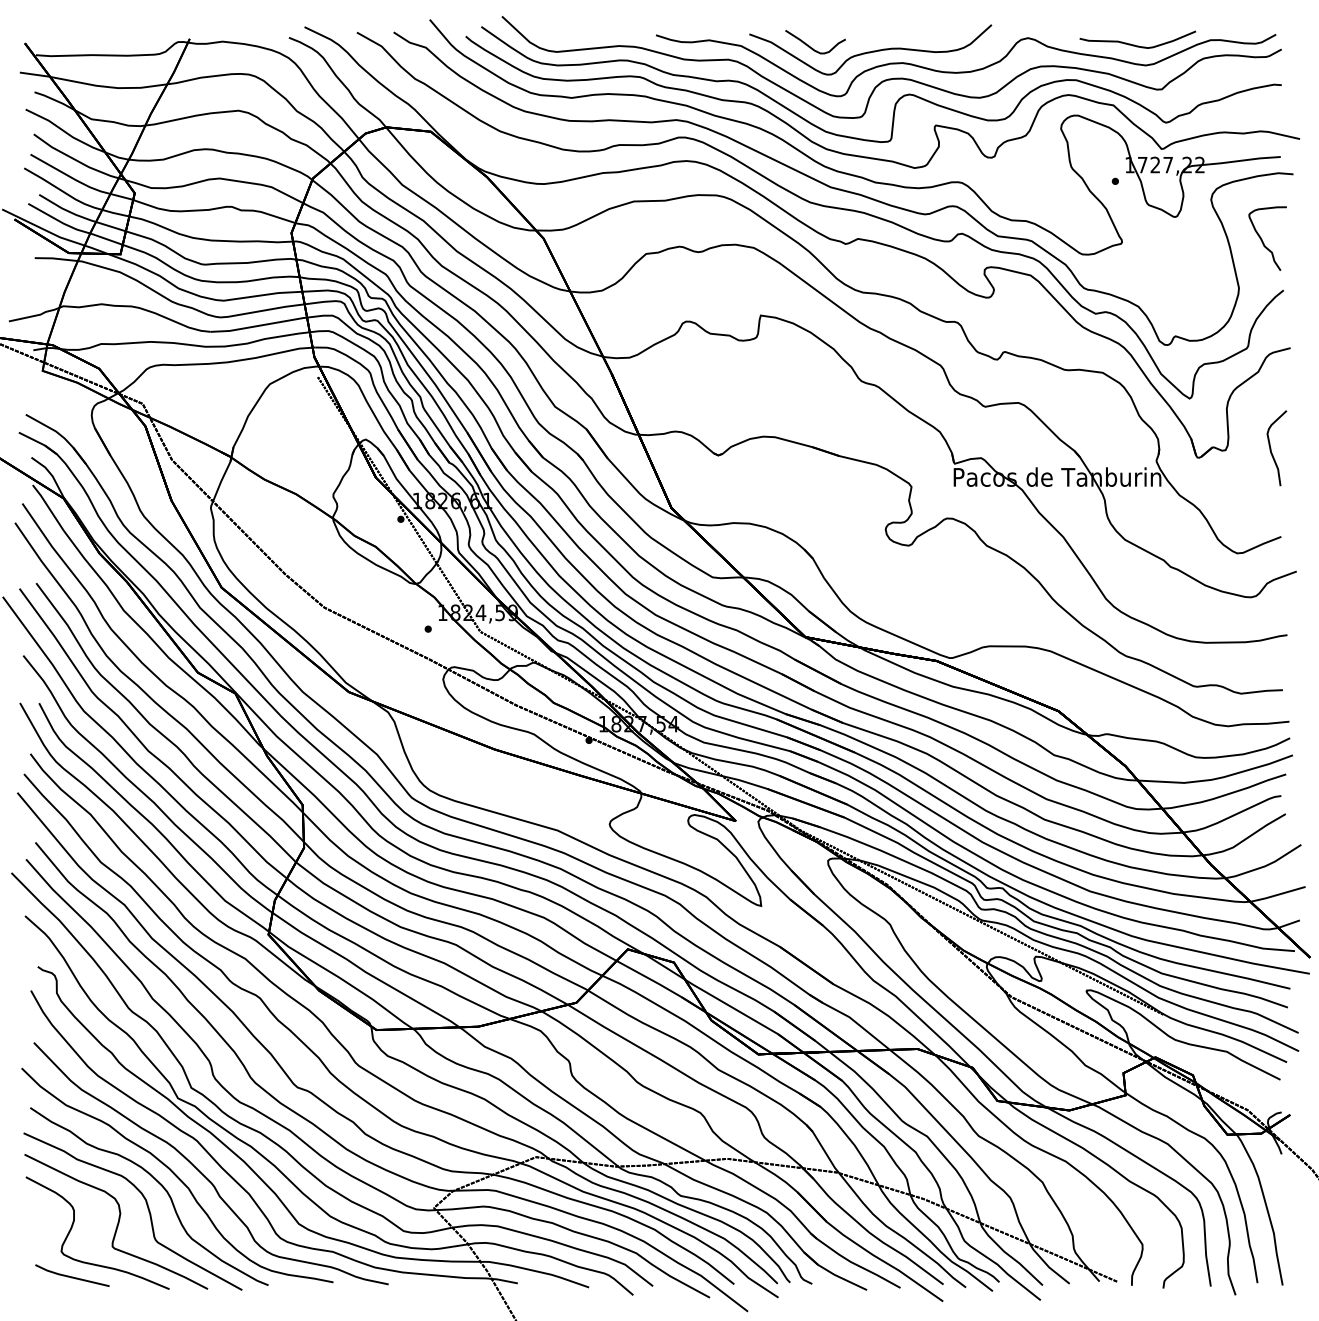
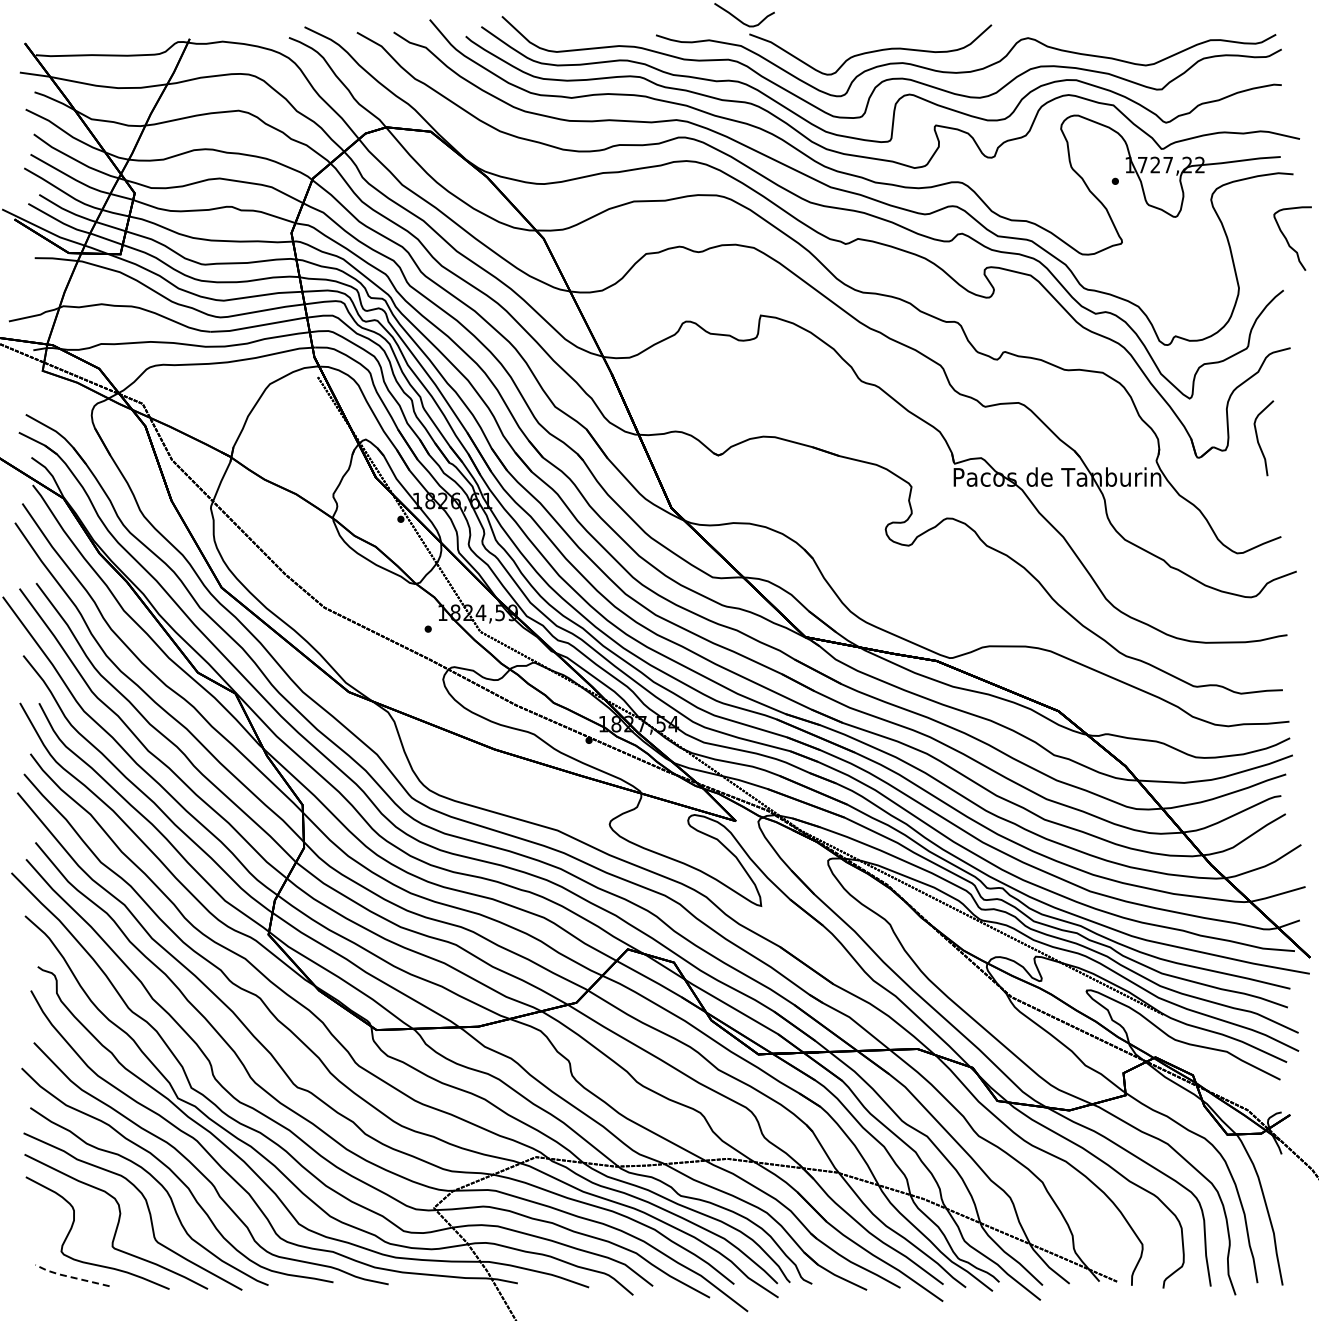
curve: present -> none (1134, 44)
curve position: (812, 47) -> (741, 20) (741, 20)
curve position: (1263, 241) -> (1288, 241) (1288, 241)
curve position: (1271, 448) -> (1258, 438) (1258, 438)
line: solid -> dashed (70, 1277)
